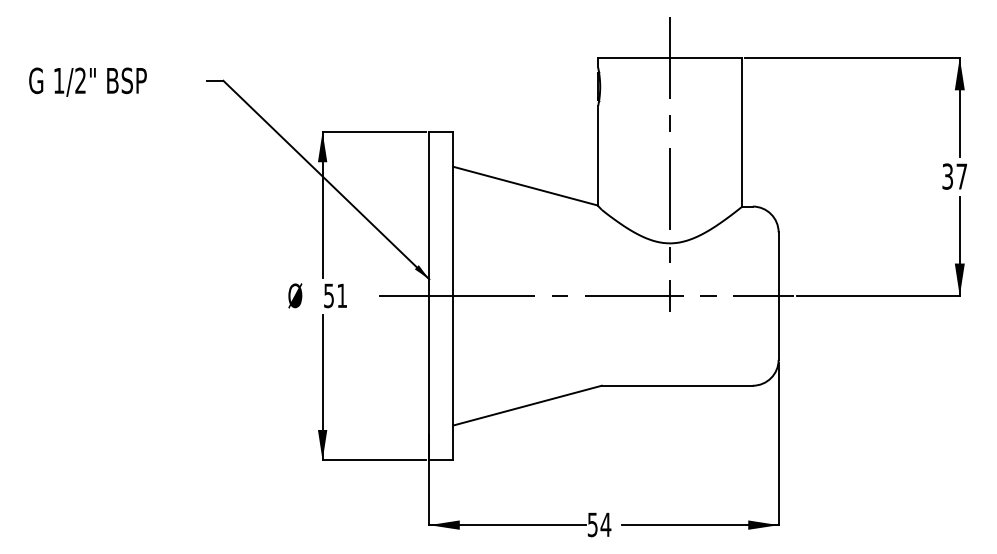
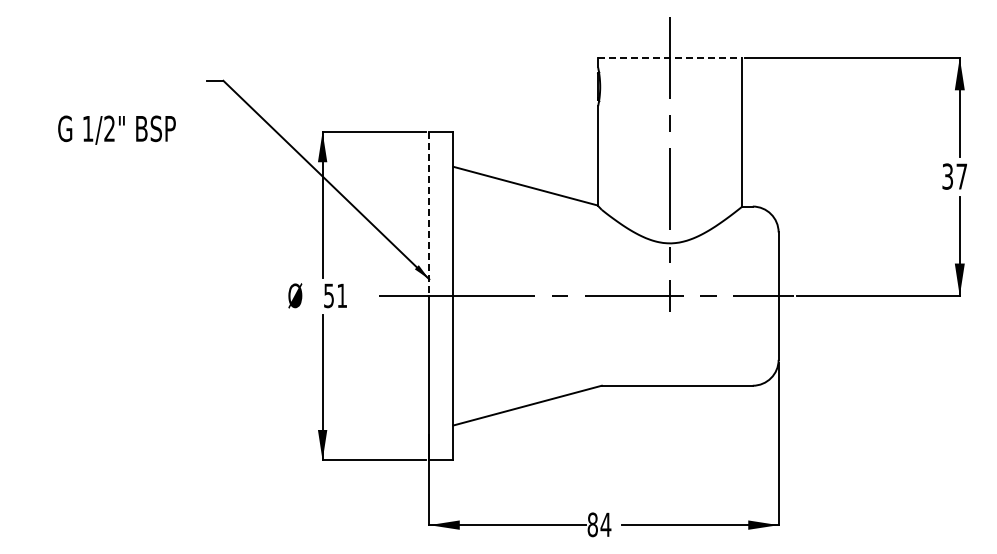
line: solid -> dashed (670, 57)
text position: (87, 81) -> (116, 129) (116, 129)
line: solid -> dashed (429, 214)
text: 54 -> 84 (592, 524)
